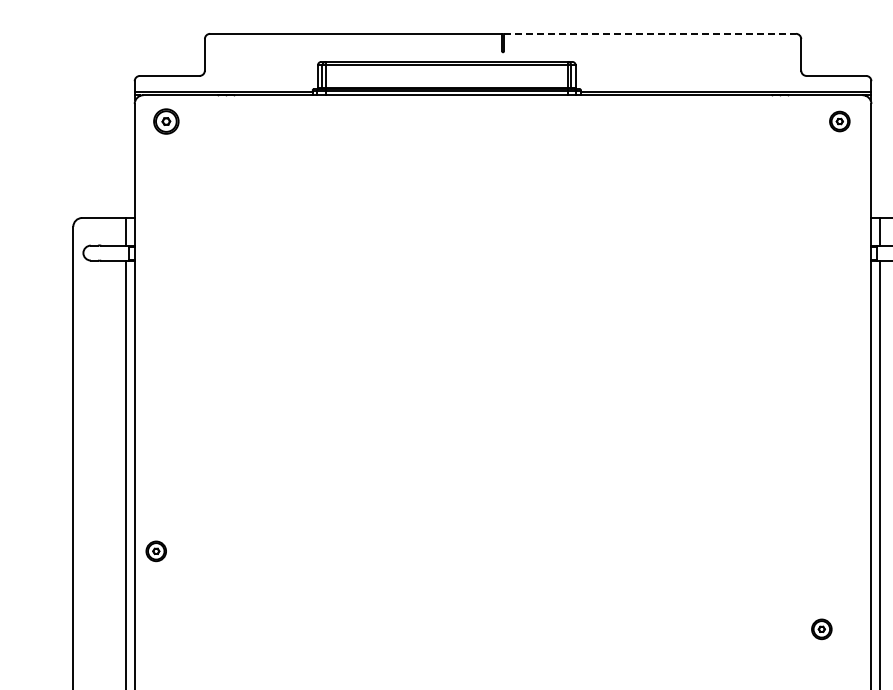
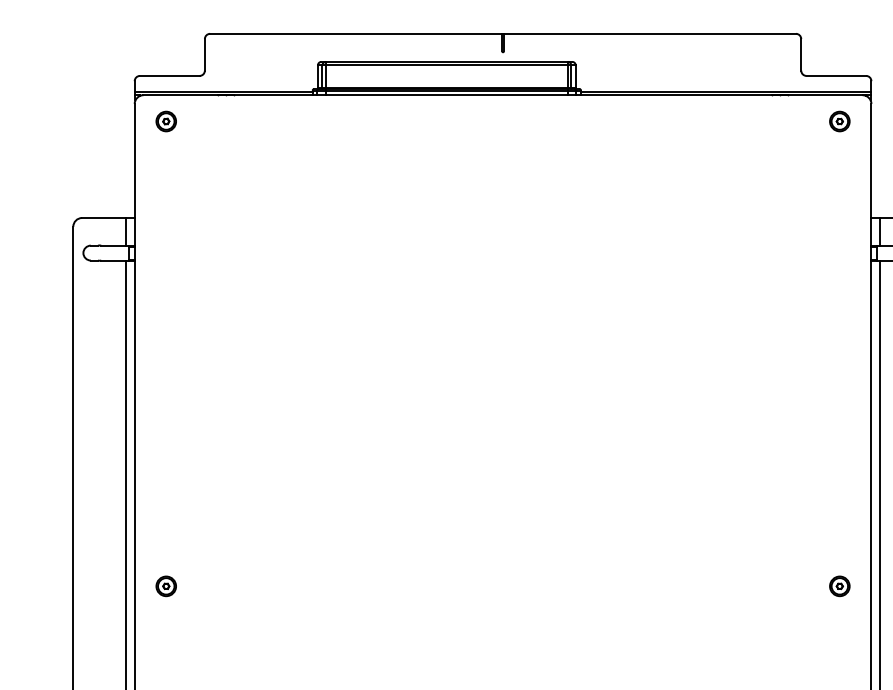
line: dashed -> solid (650, 33)
part size: 27x27 px -> 22x23 px (165, 121)
part position: (155, 551) -> (165, 586) (165, 586)
part position: (821, 629) -> (839, 586) (839, 586)
